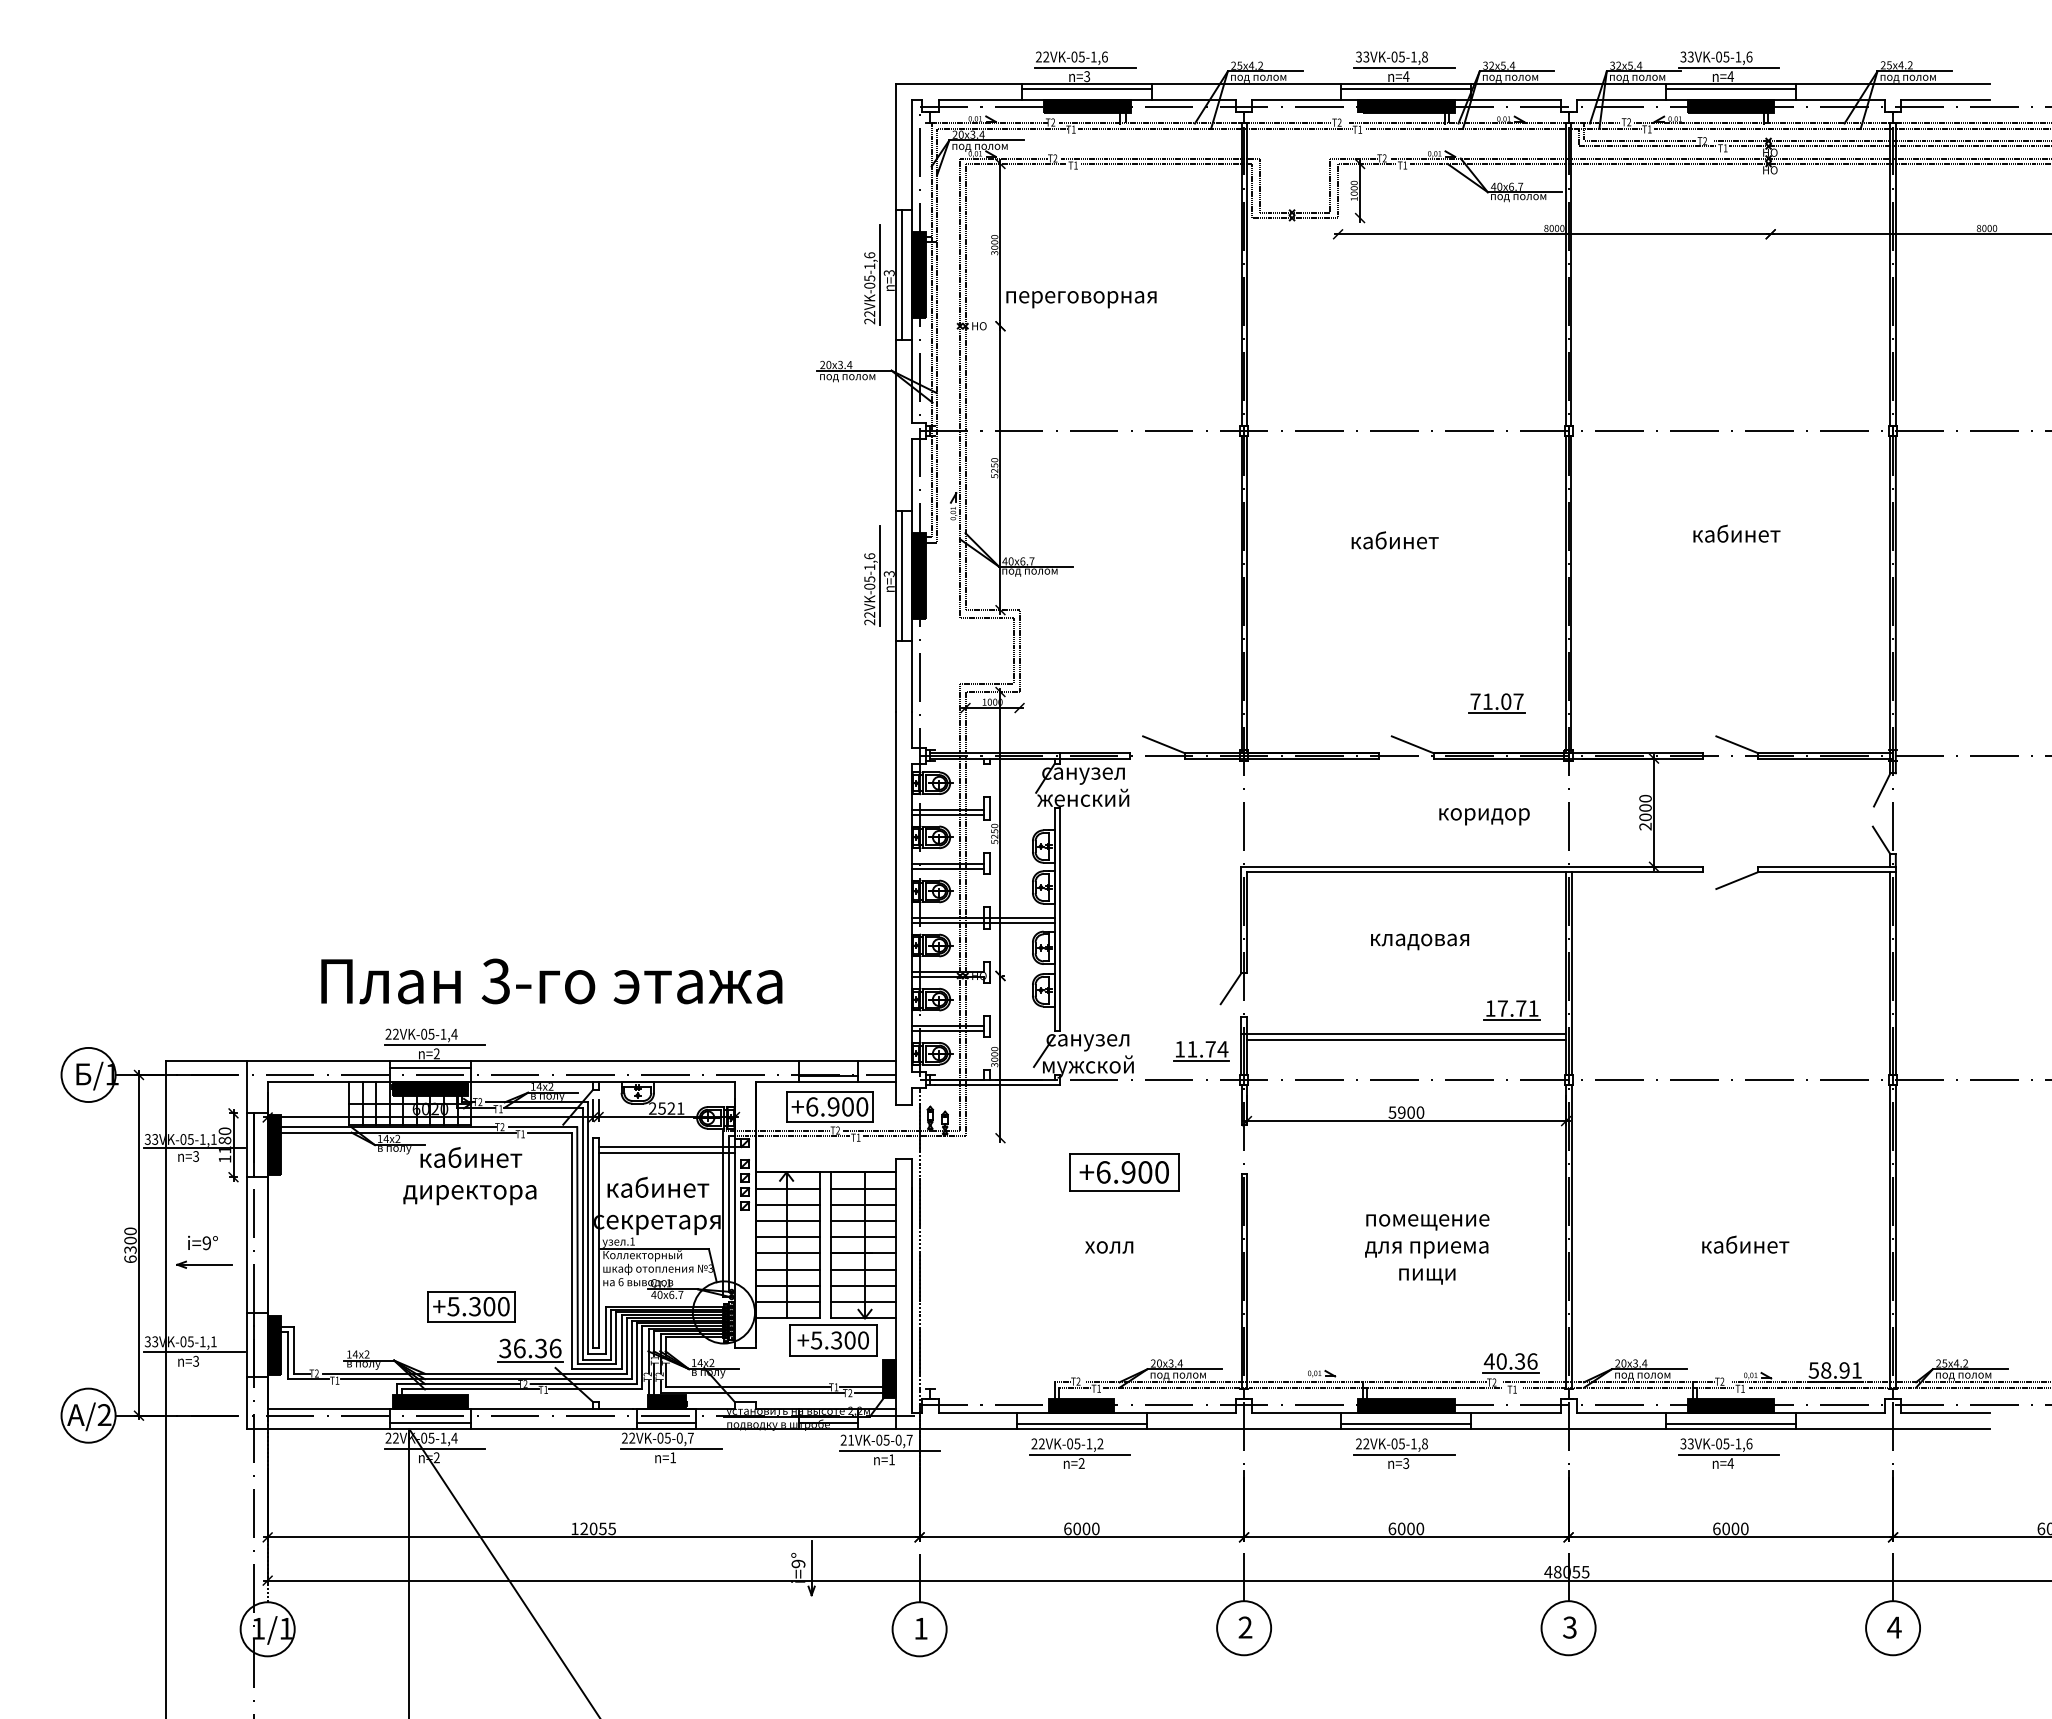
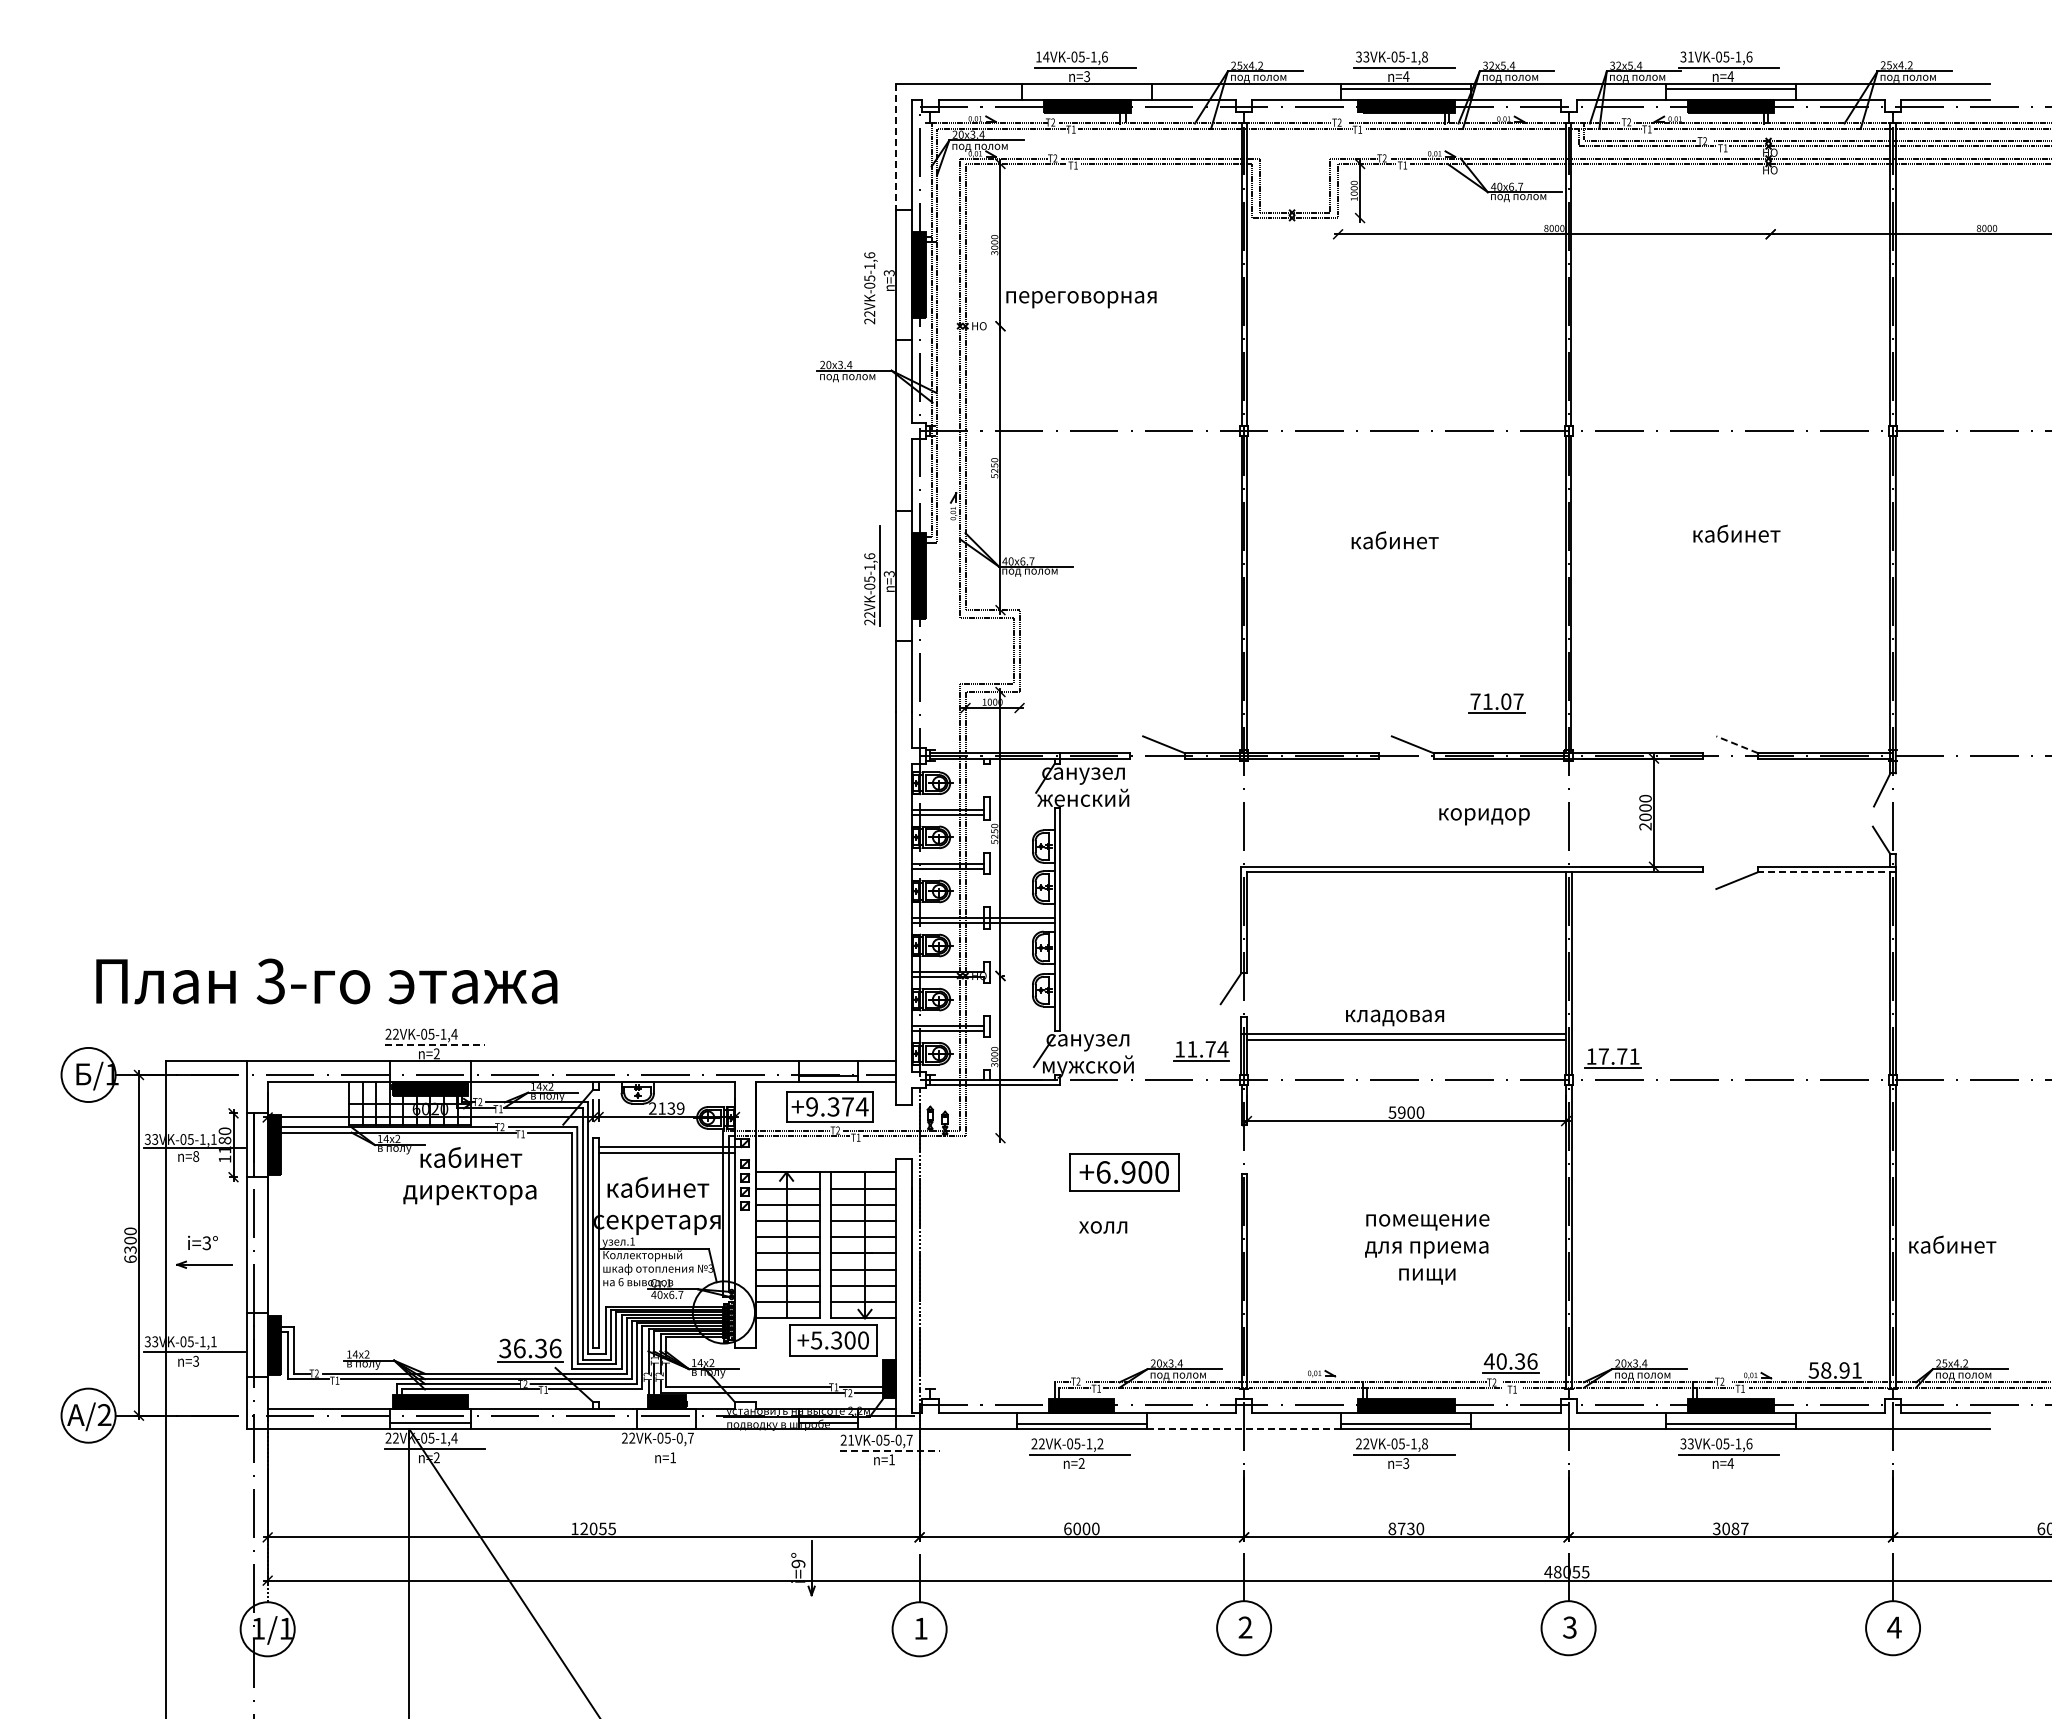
text: 22VK-05-1,6 -> 14VK-05-1,6 (1042, 56)
text: 33VK-05-1,6 -> 31VK-05-1,6 (1690, 56)
line: present -> none (1087, 89)
line: solid -> dashed (896, 147)
line: present -> none (880, 274)
line: present -> none (901, 274)
line: present -> none (901, 575)
line: solid -> dashed (1737, 744)
line: solid -> dashed (1826, 872)
text position: (1420, 941) -> (1395, 1017) (1395, 1017)
text position: (551, 981) -> (326, 981) (326, 981)
part position: (1511, 1010) -> (1612, 1058) (1612, 1058)
line: solid -> dashed (435, 1044)
line: present -> none (429, 1067)
text: +6.900 -> +9.374 (837, 1106)
text: 2521 -> 2139 (671, 1108)
text: n=3 -> n=8 (196, 1156)
text: i=9° -> i=3° (206, 1243)
text position: (1745, 1244) -> (1952, 1244) (1952, 1244)
text position: (1109, 1247) -> (1103, 1227) (1103, 1227)
part: present -> none (471, 1306)
line: present -> none (666, 1422)
line: solid -> dashed (1243, 1429)
line: present -> none (671, 1448)
line: solid -> dashed (890, 1450)
text: 6000 -> 8730 (1401, 1528)
text: 6000 -> 3087 (1730, 1528)
